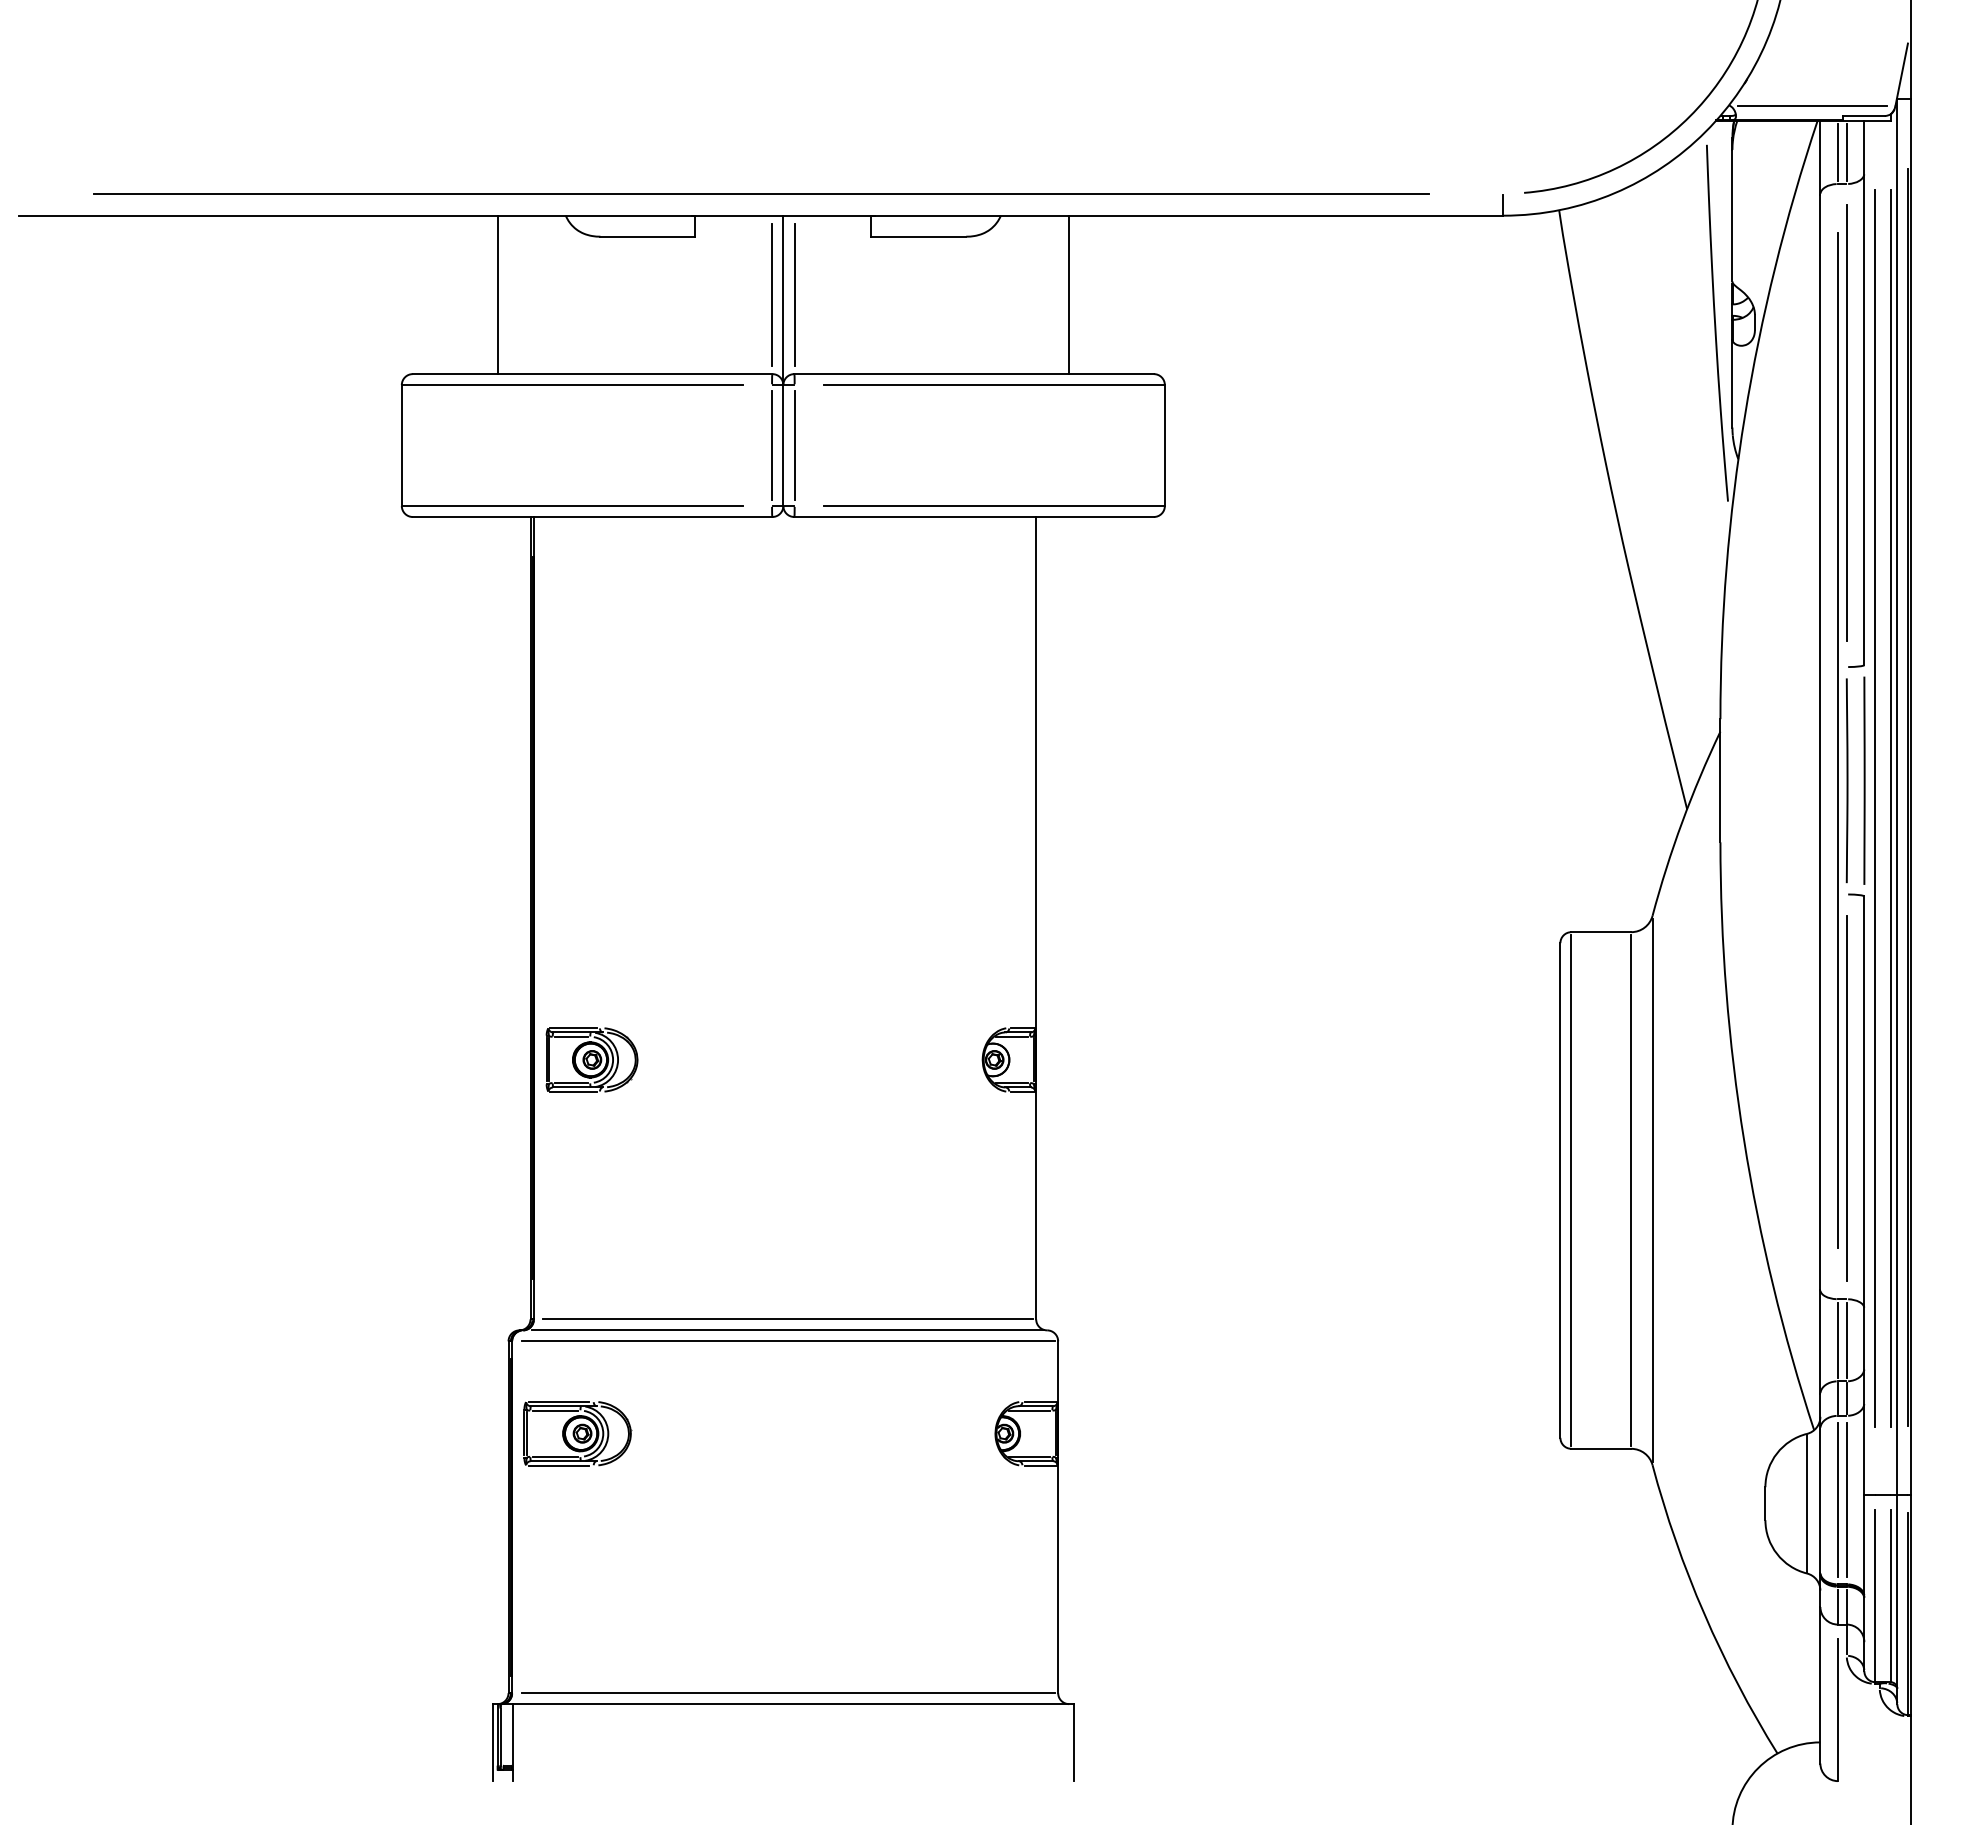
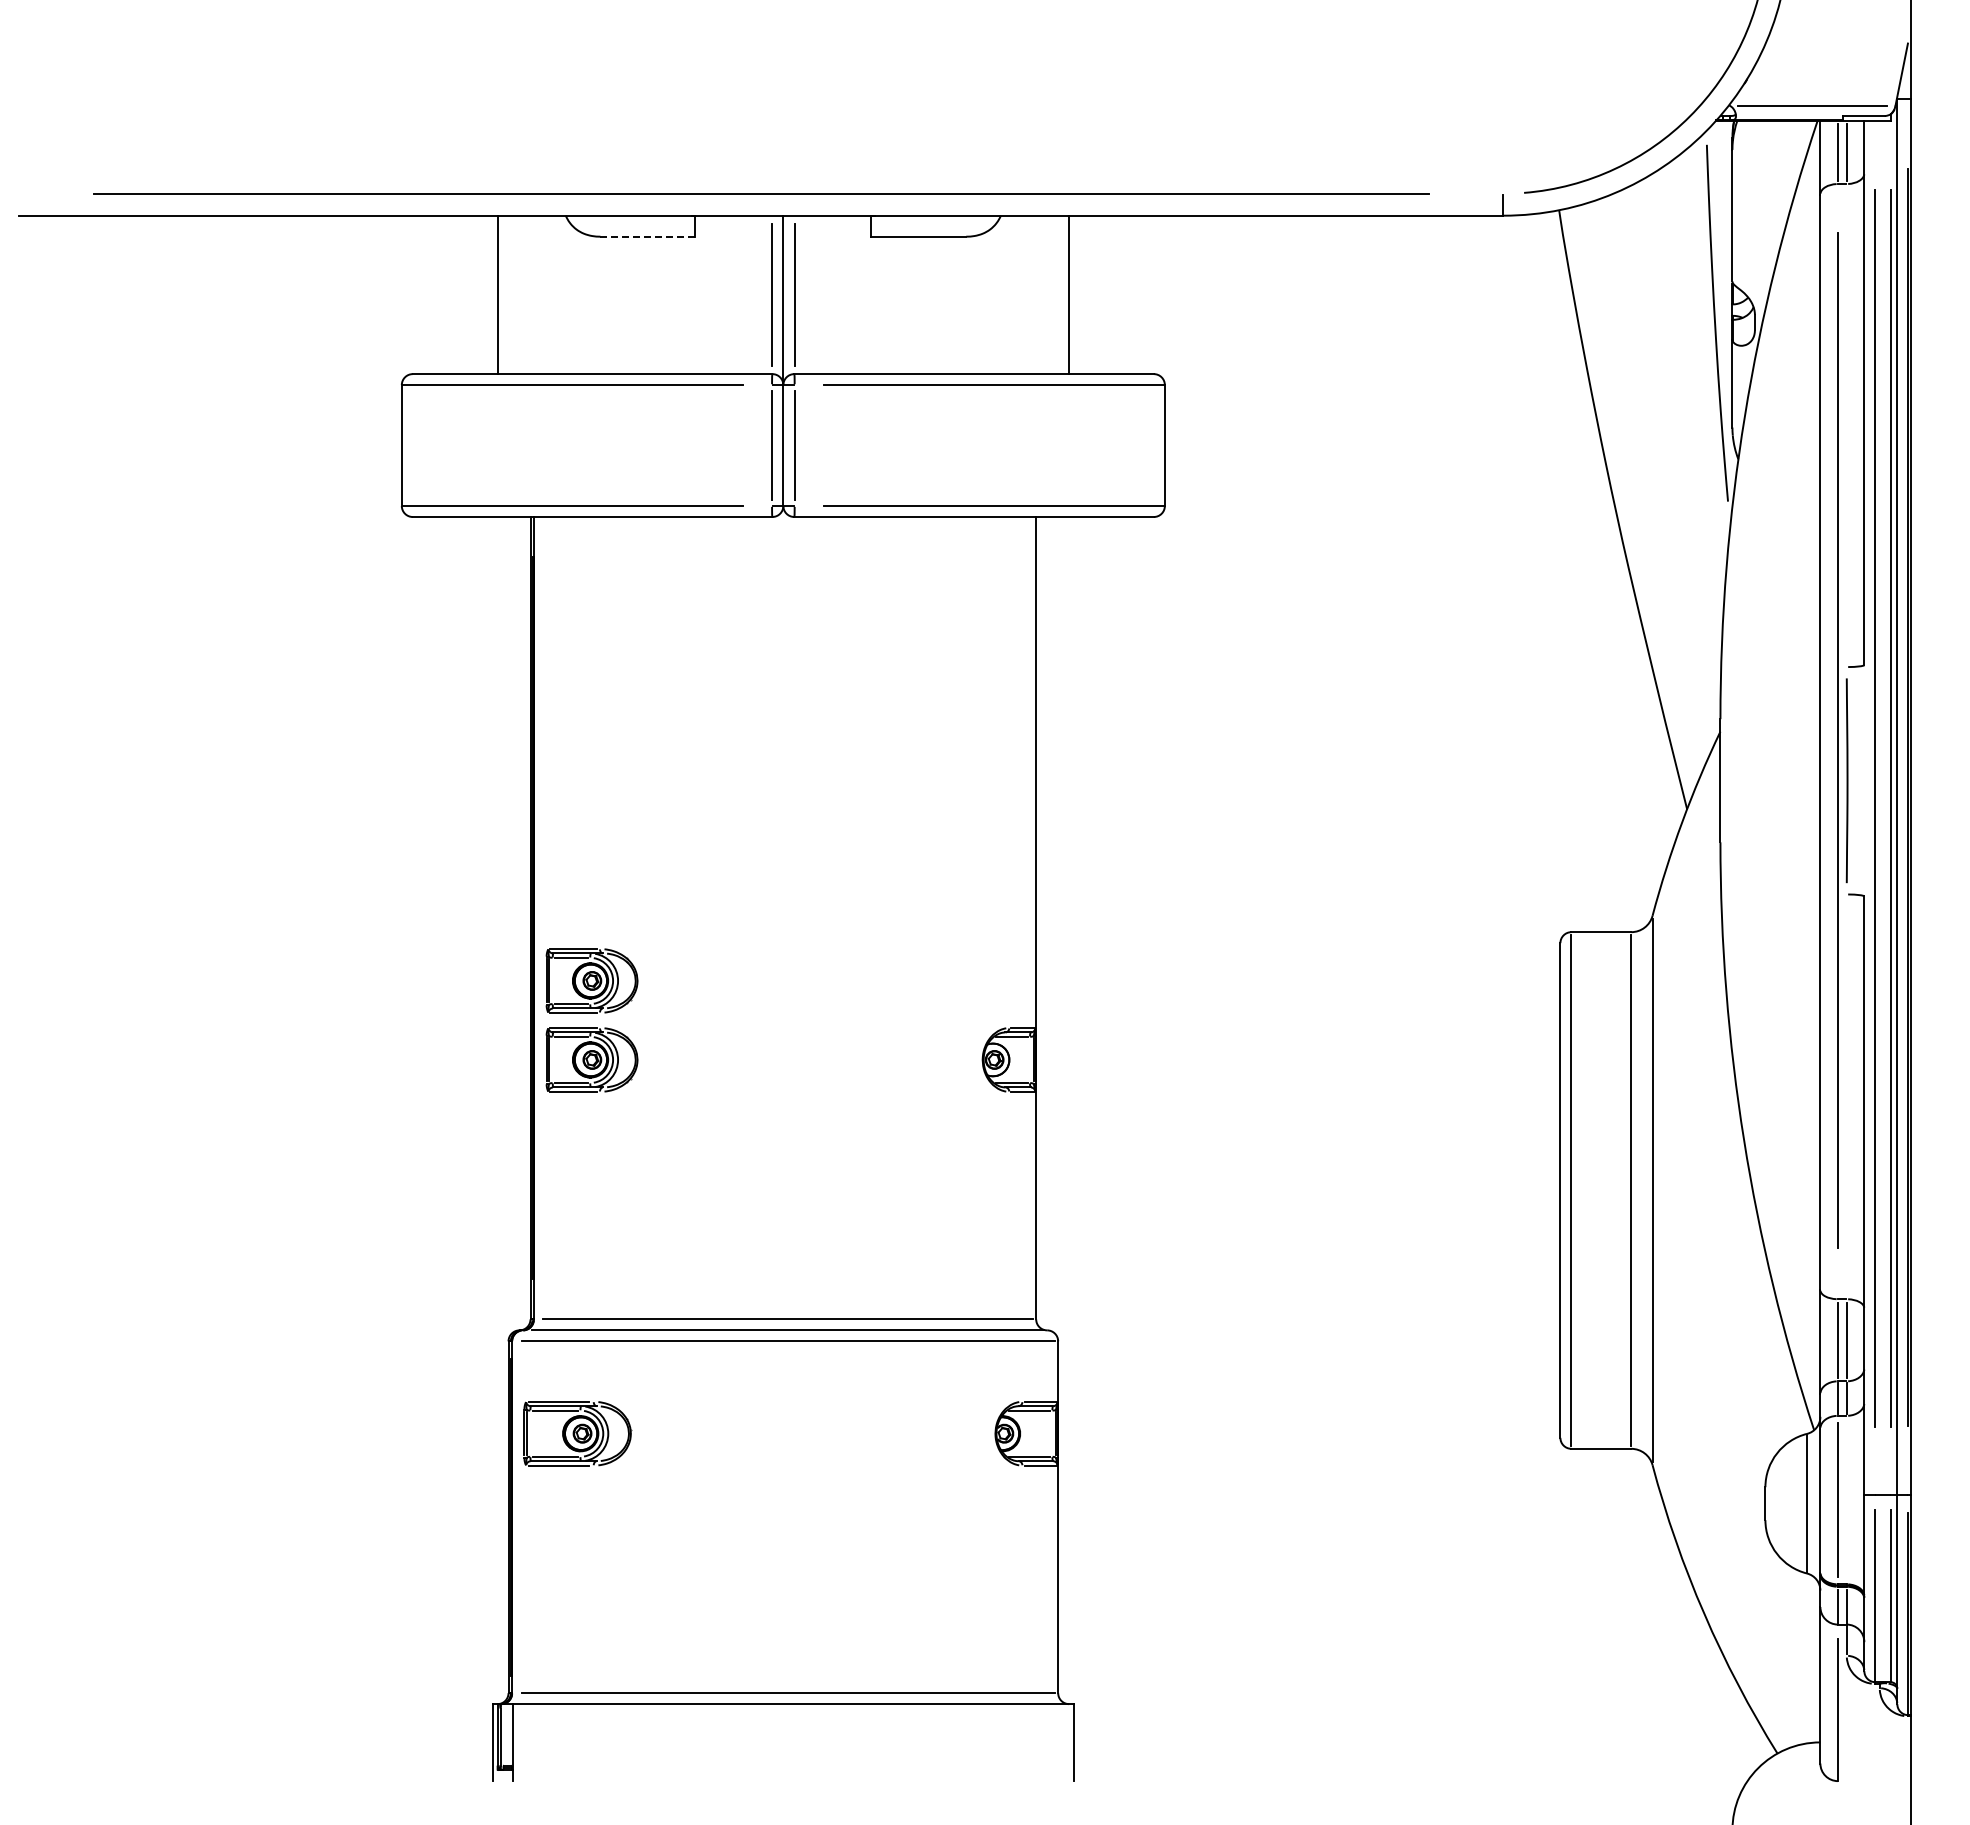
line: solid -> dashed (647, 236)
line: present -> none (1846, 423)
line: present -> none (1864, 780)
part: none -> present (591, 980)
line: present -> none (1846, 1098)
line: present -> none (1846, 1499)
